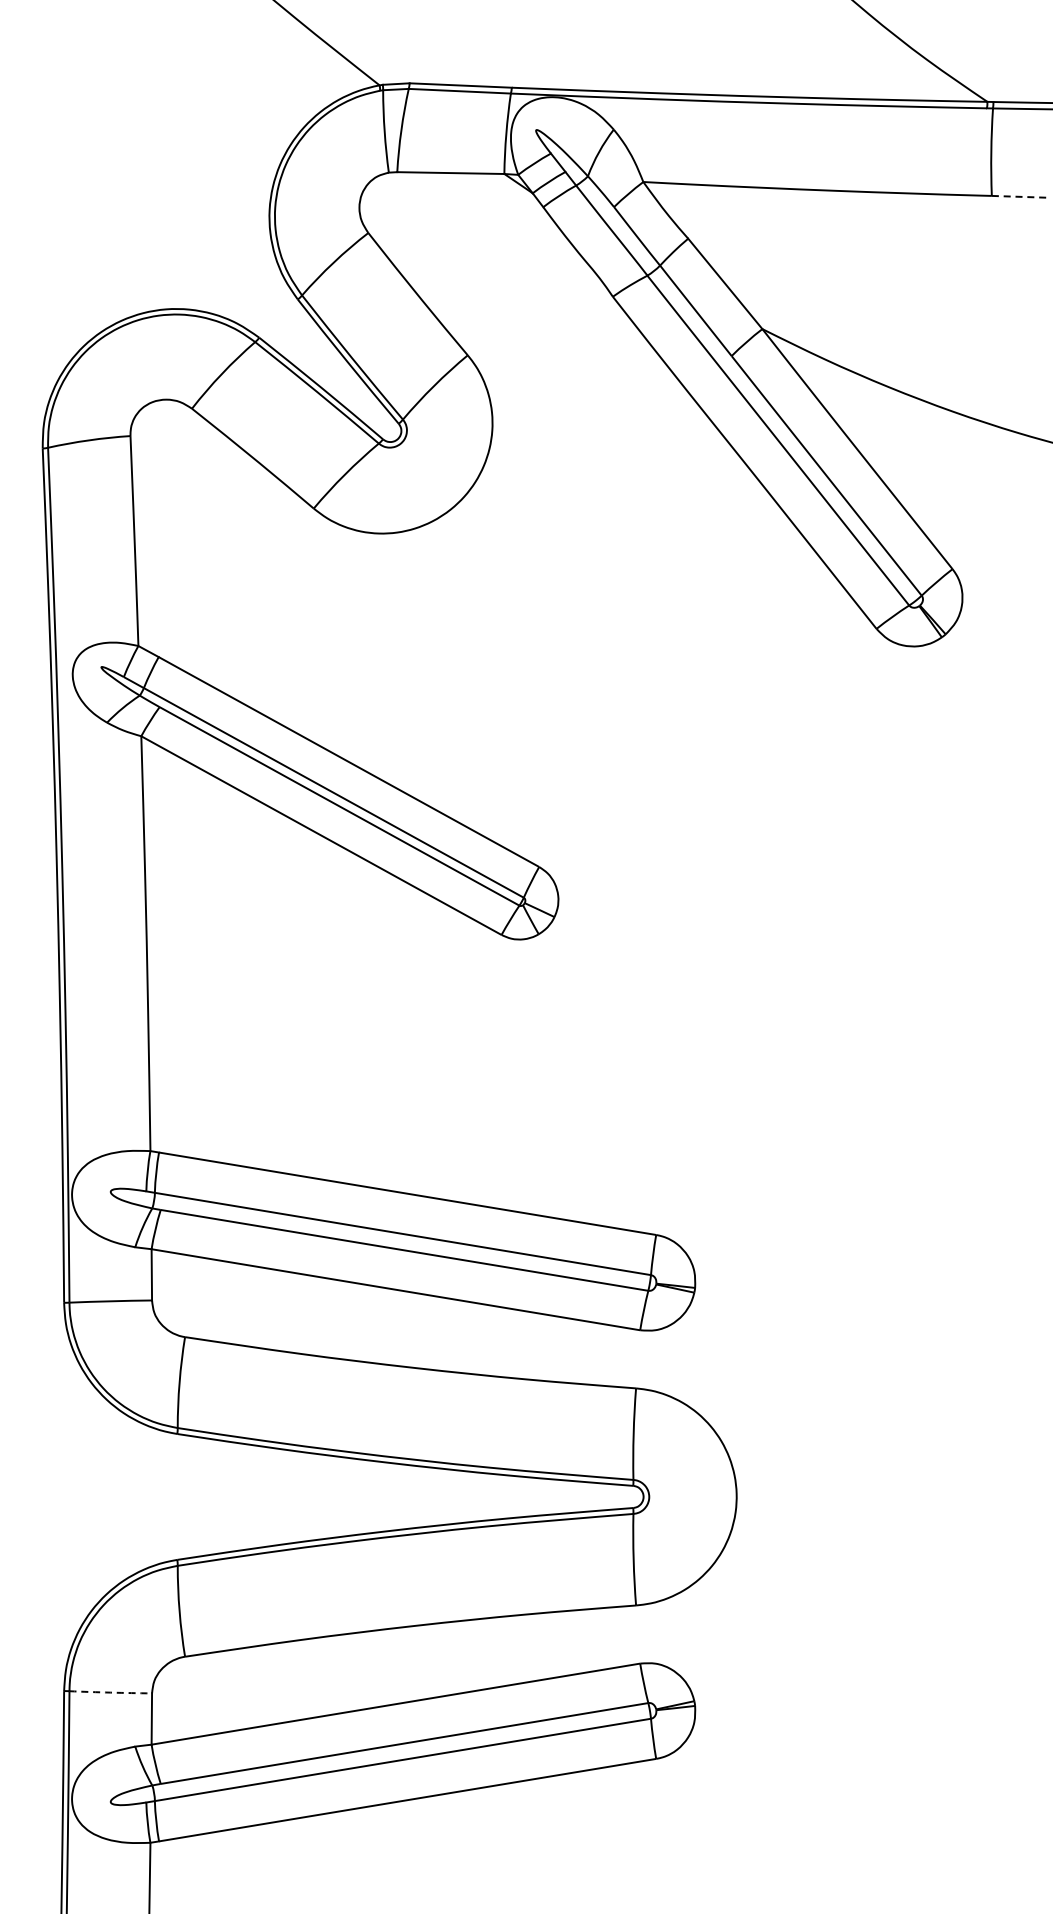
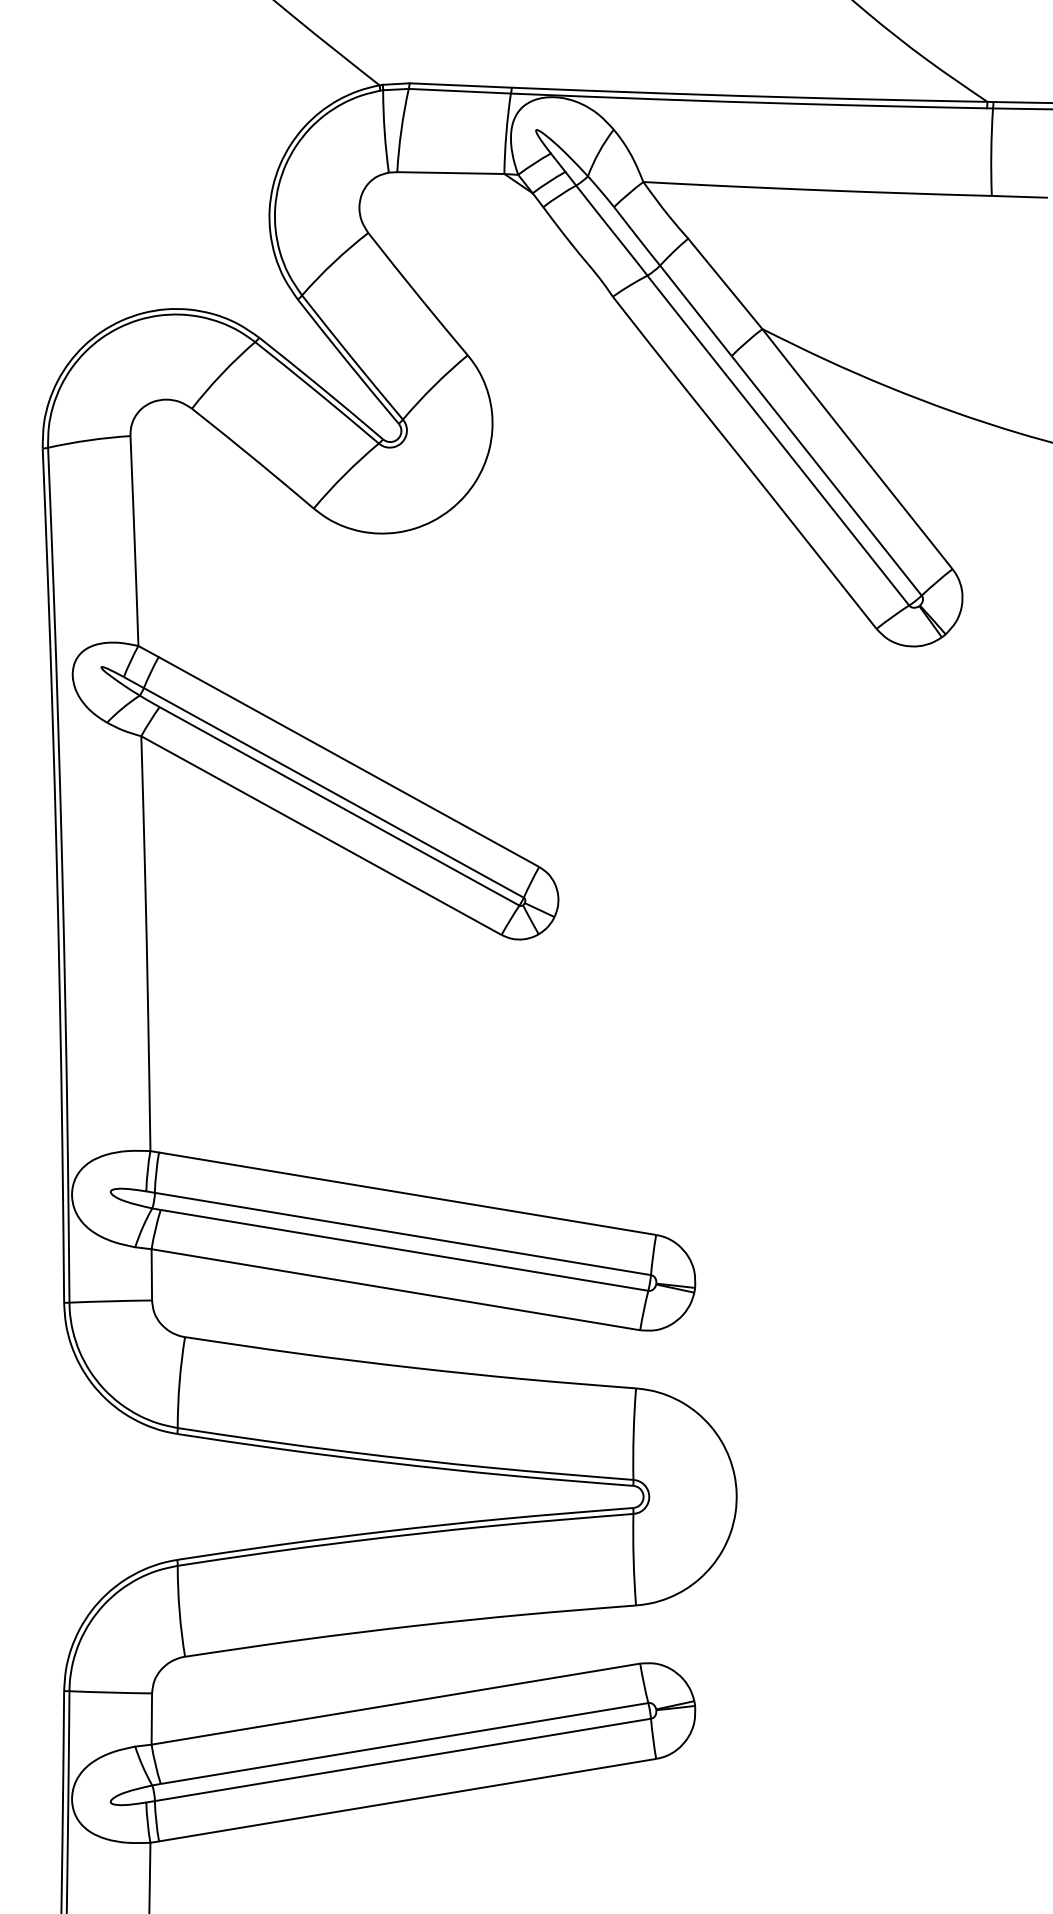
line: dashed -> solid (1019, 196)
arc: dashed -> solid (110, 1692)
